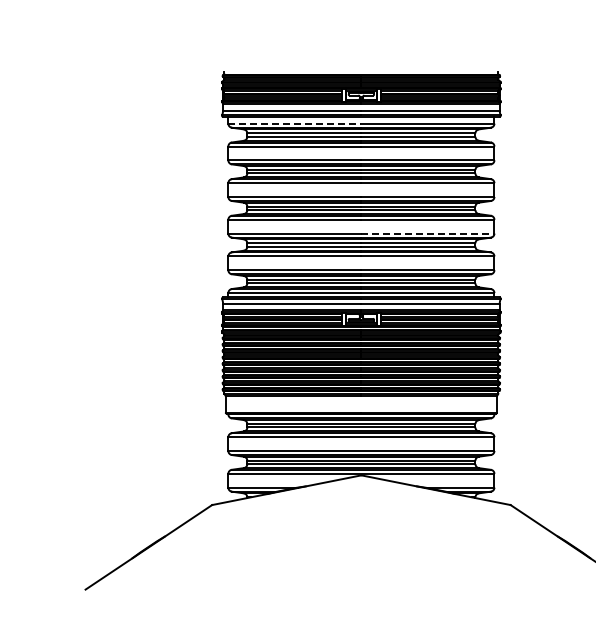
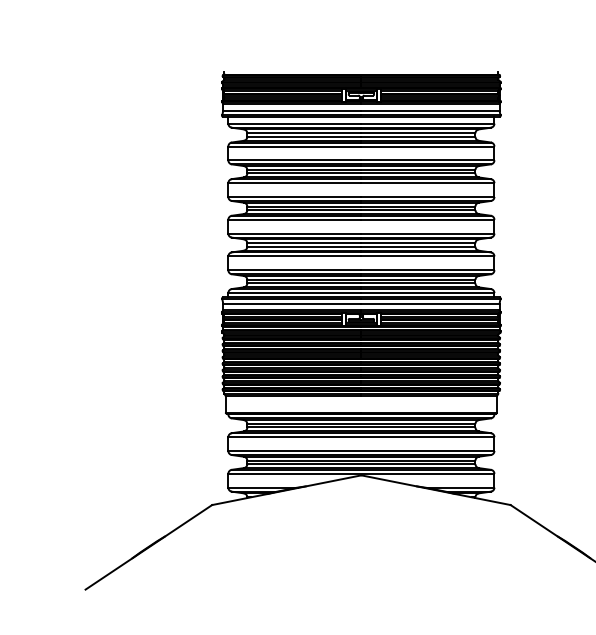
line: dashed -> solid (294, 123)
line: dashed -> solid (427, 233)
